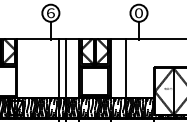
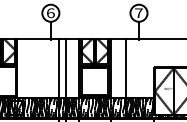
text: 0 -> 7 (138, 13)
